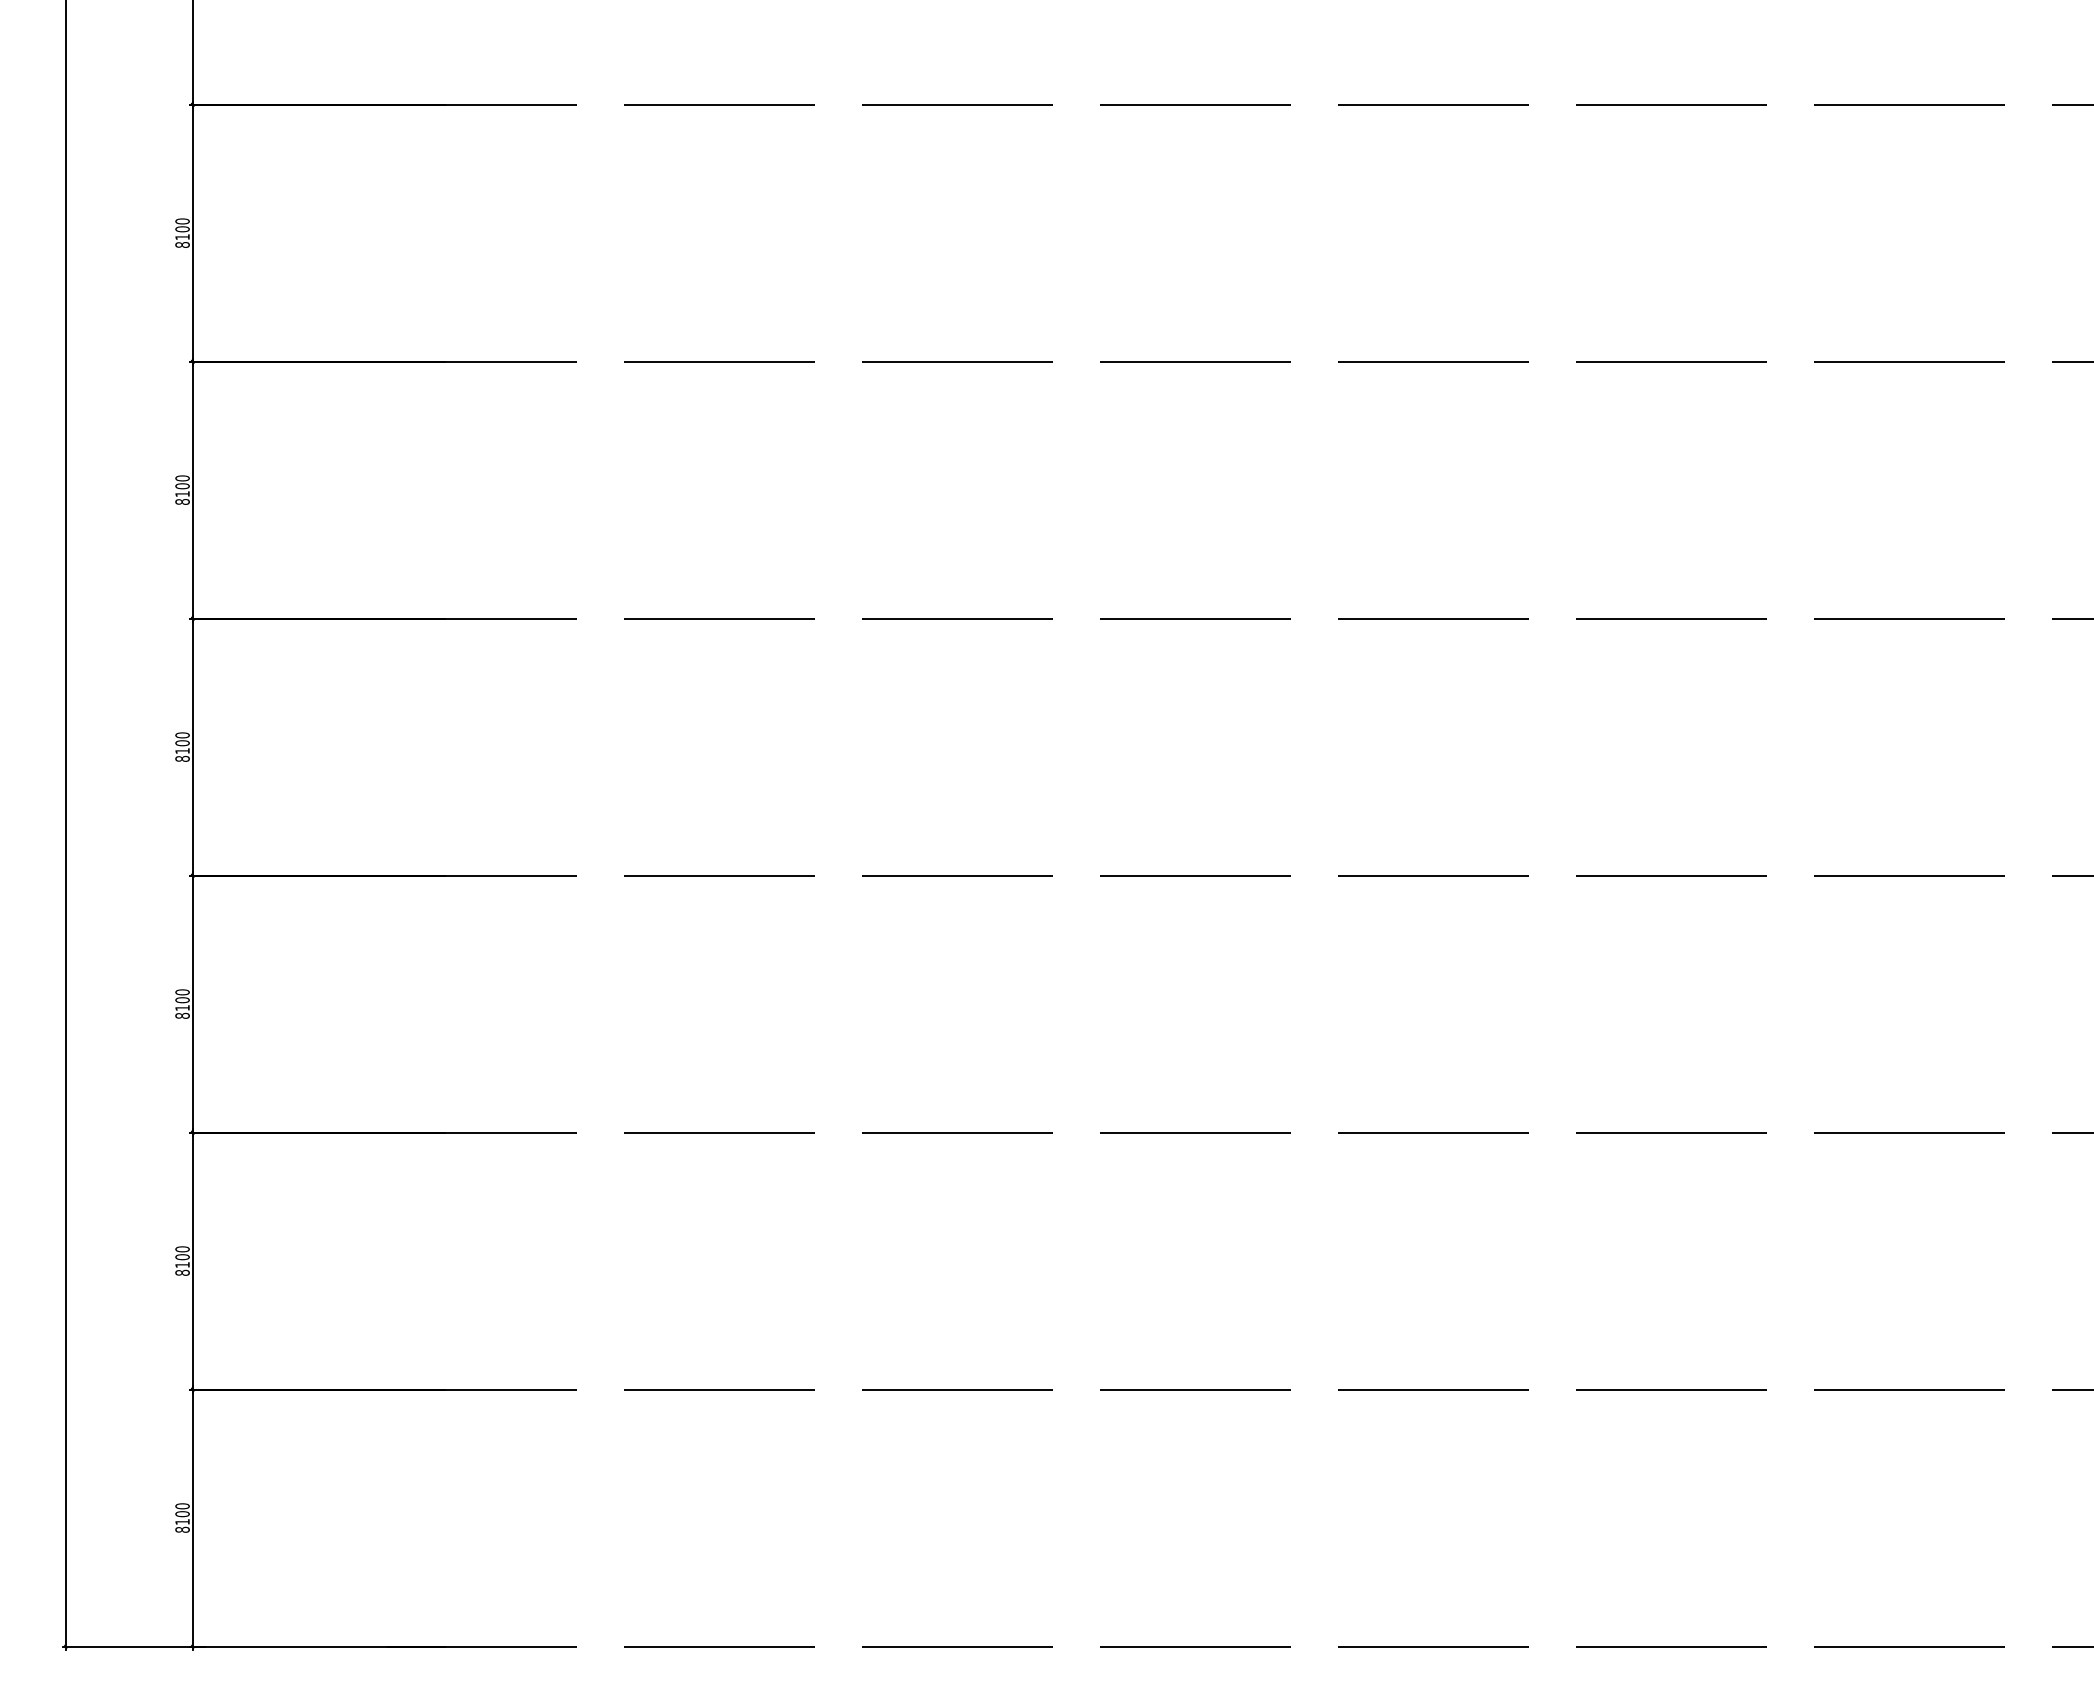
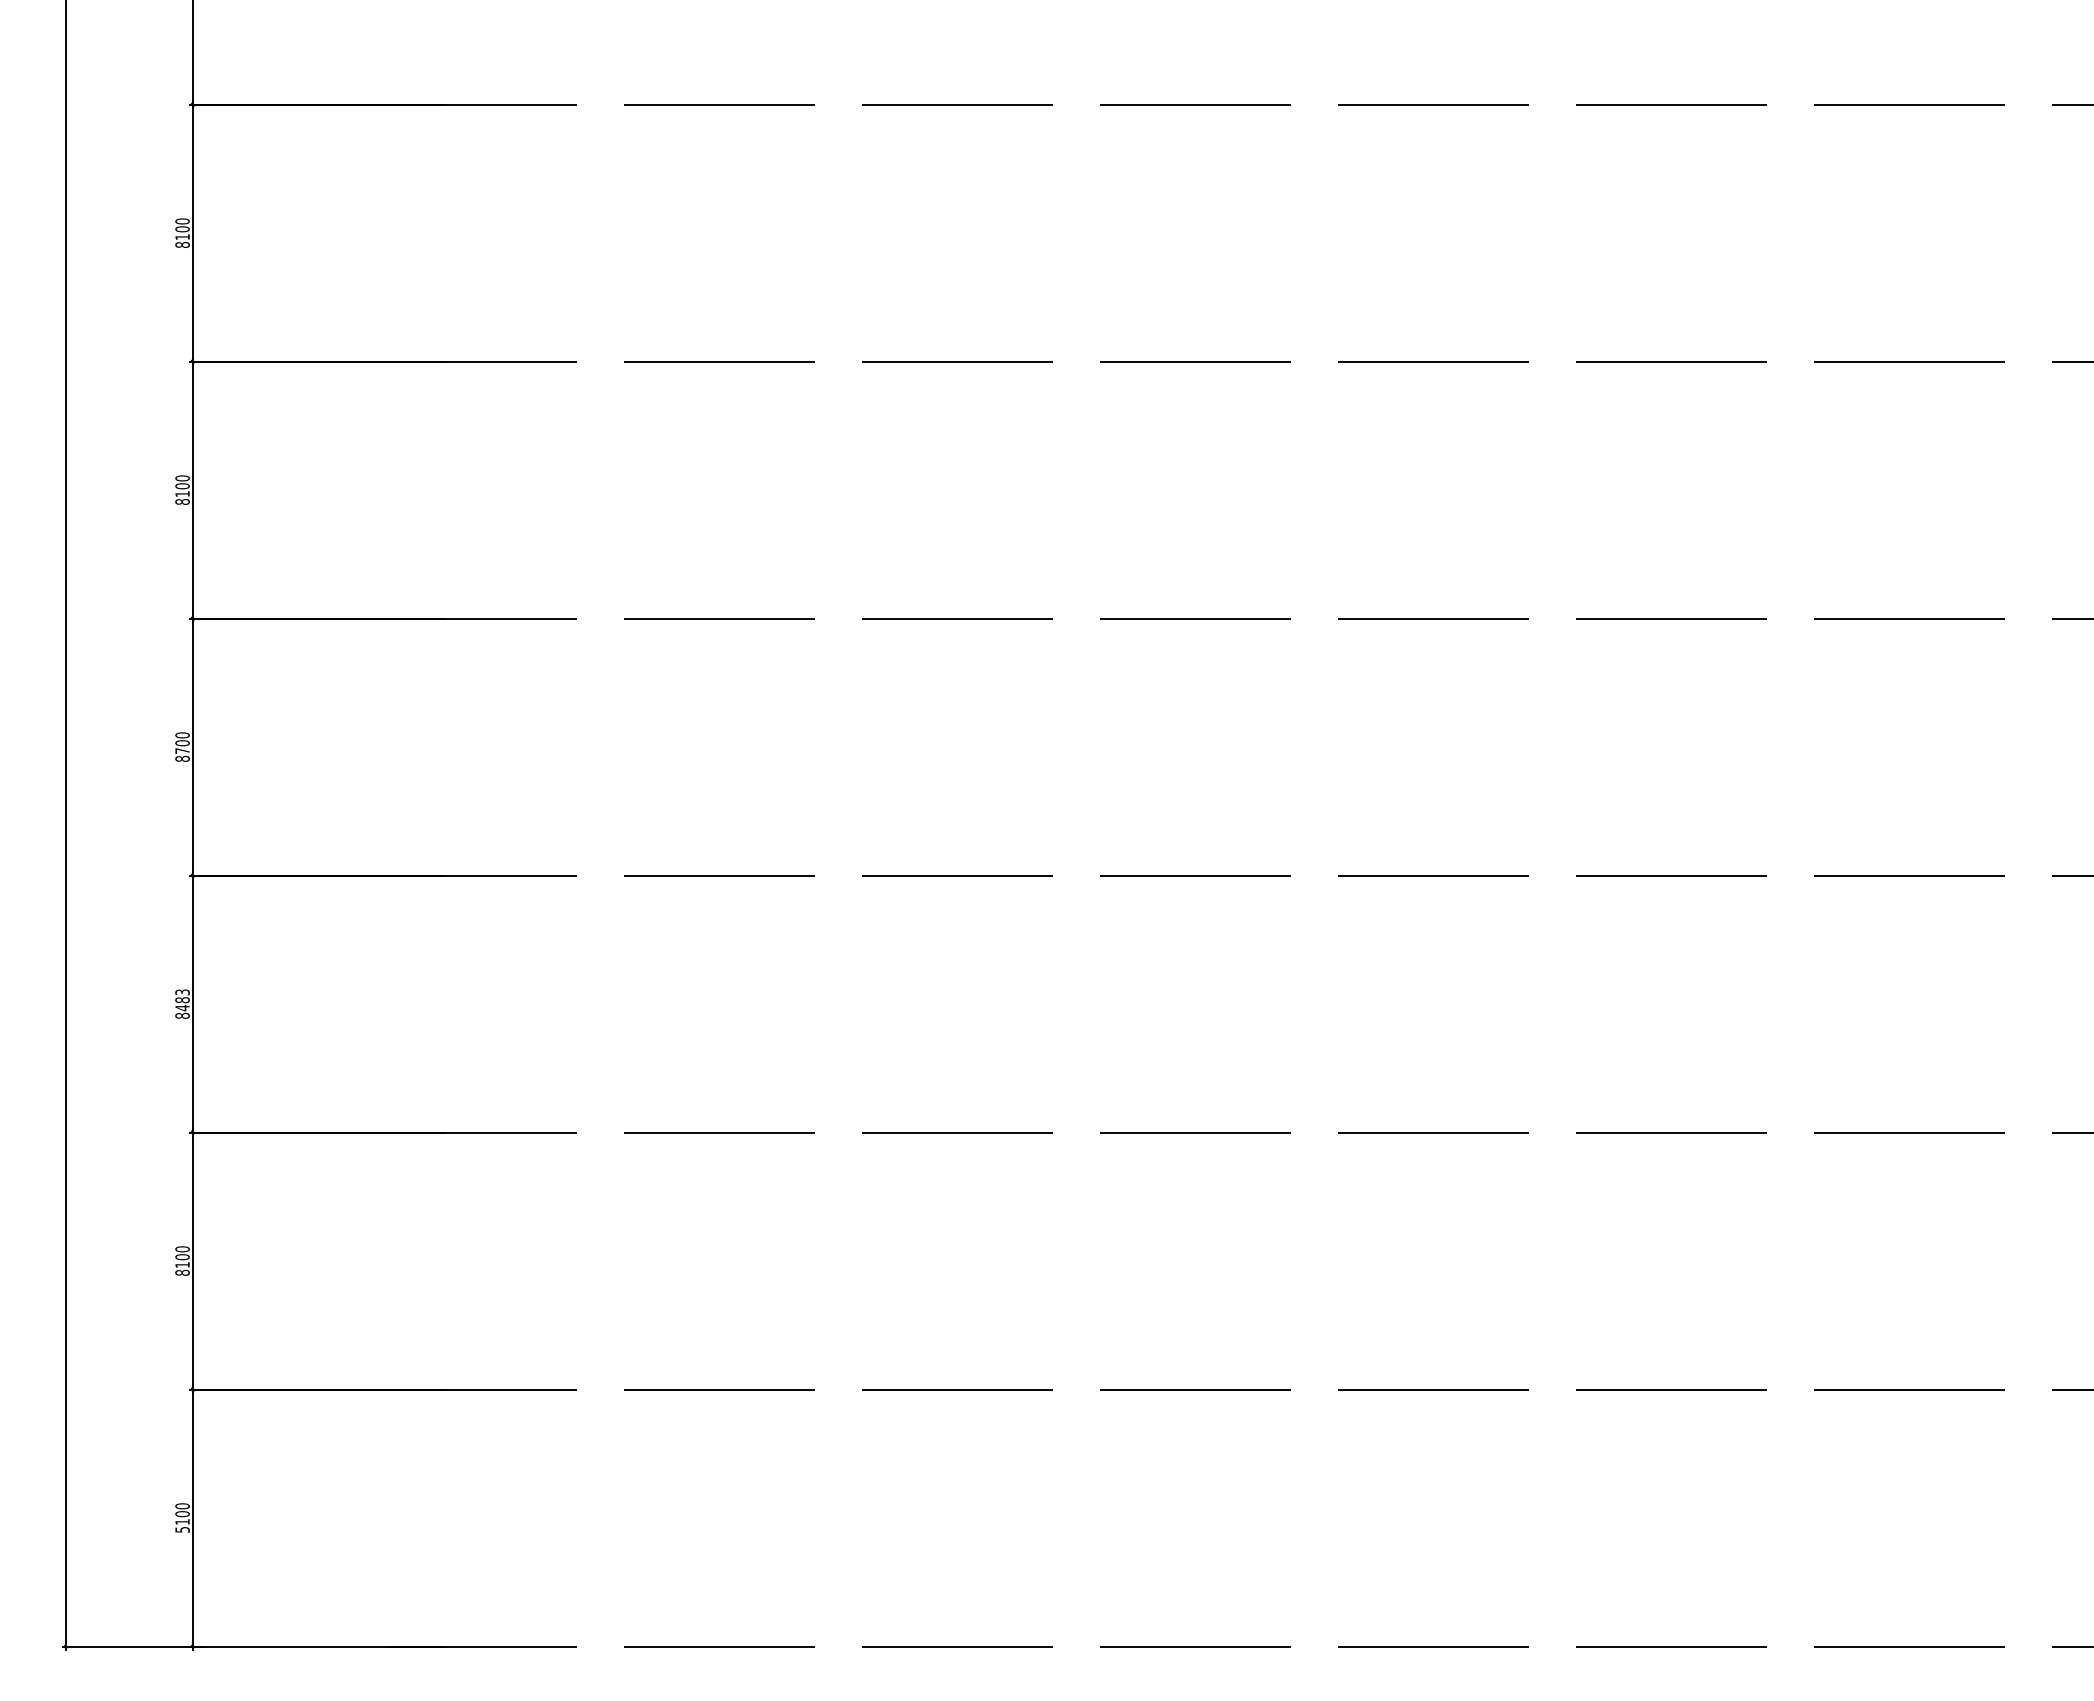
text: 8100 -> 8700 (182, 750)
text: 8100 -> 8483 (182, 1000)
text: 8100 -> 5100 (182, 1529)
